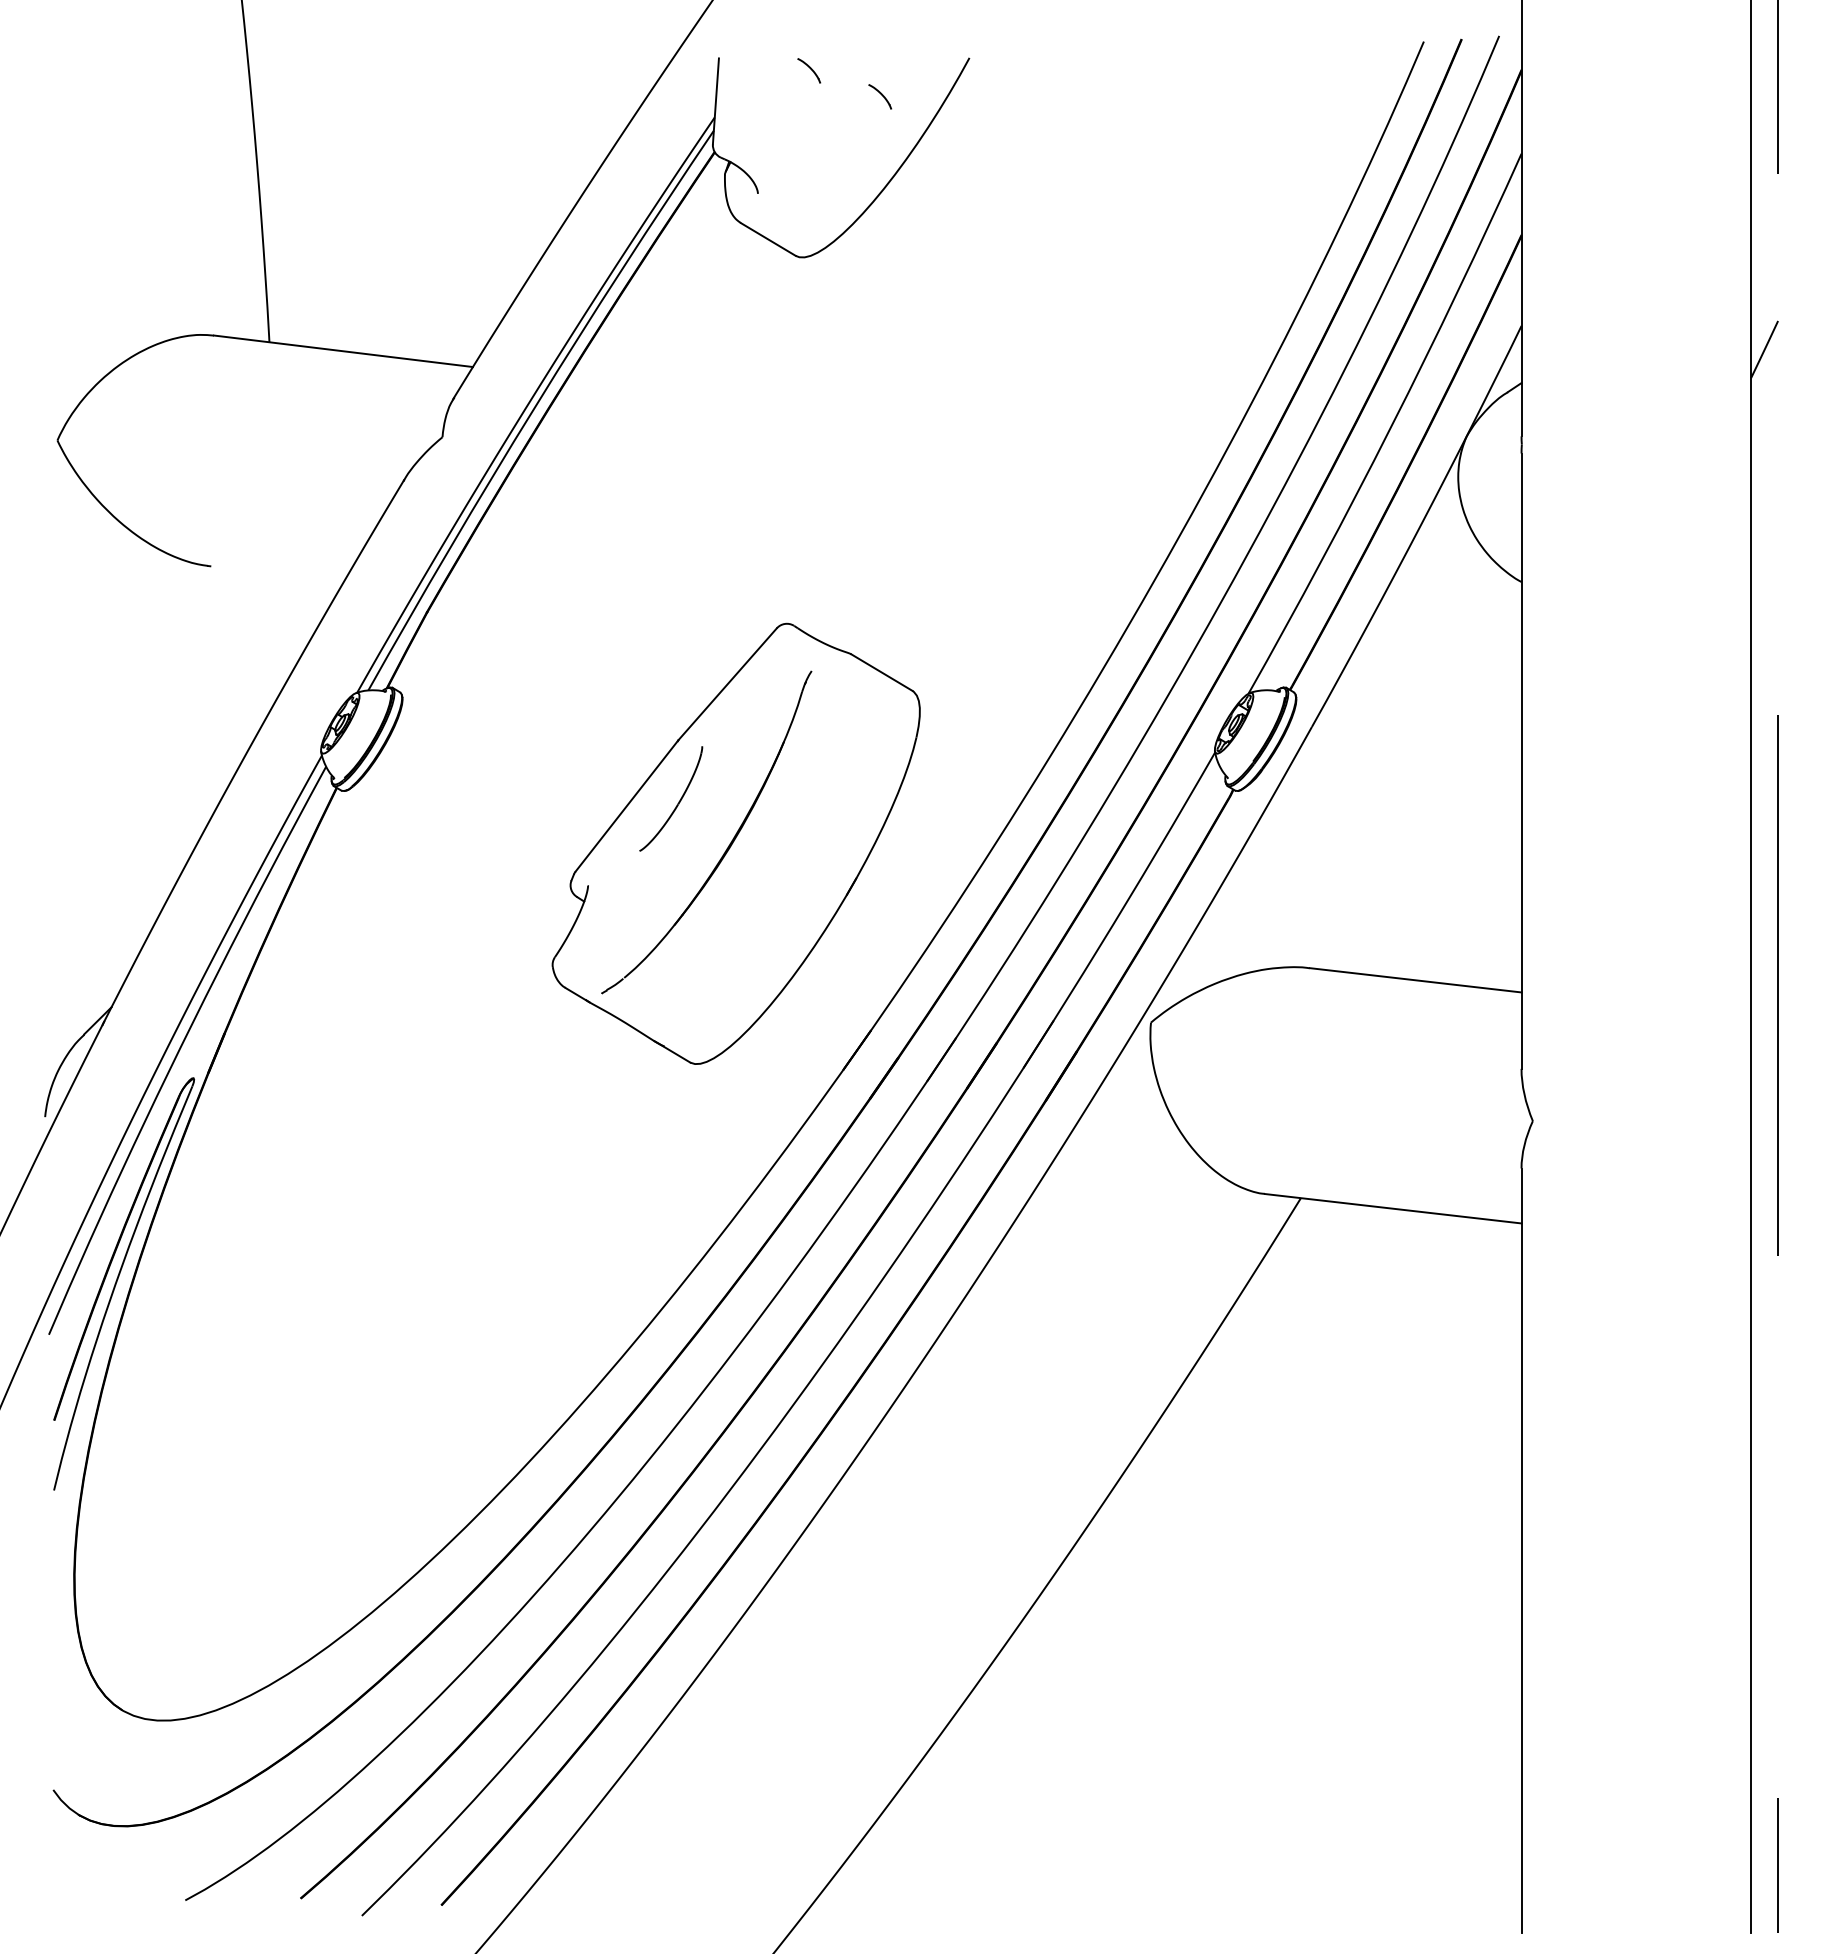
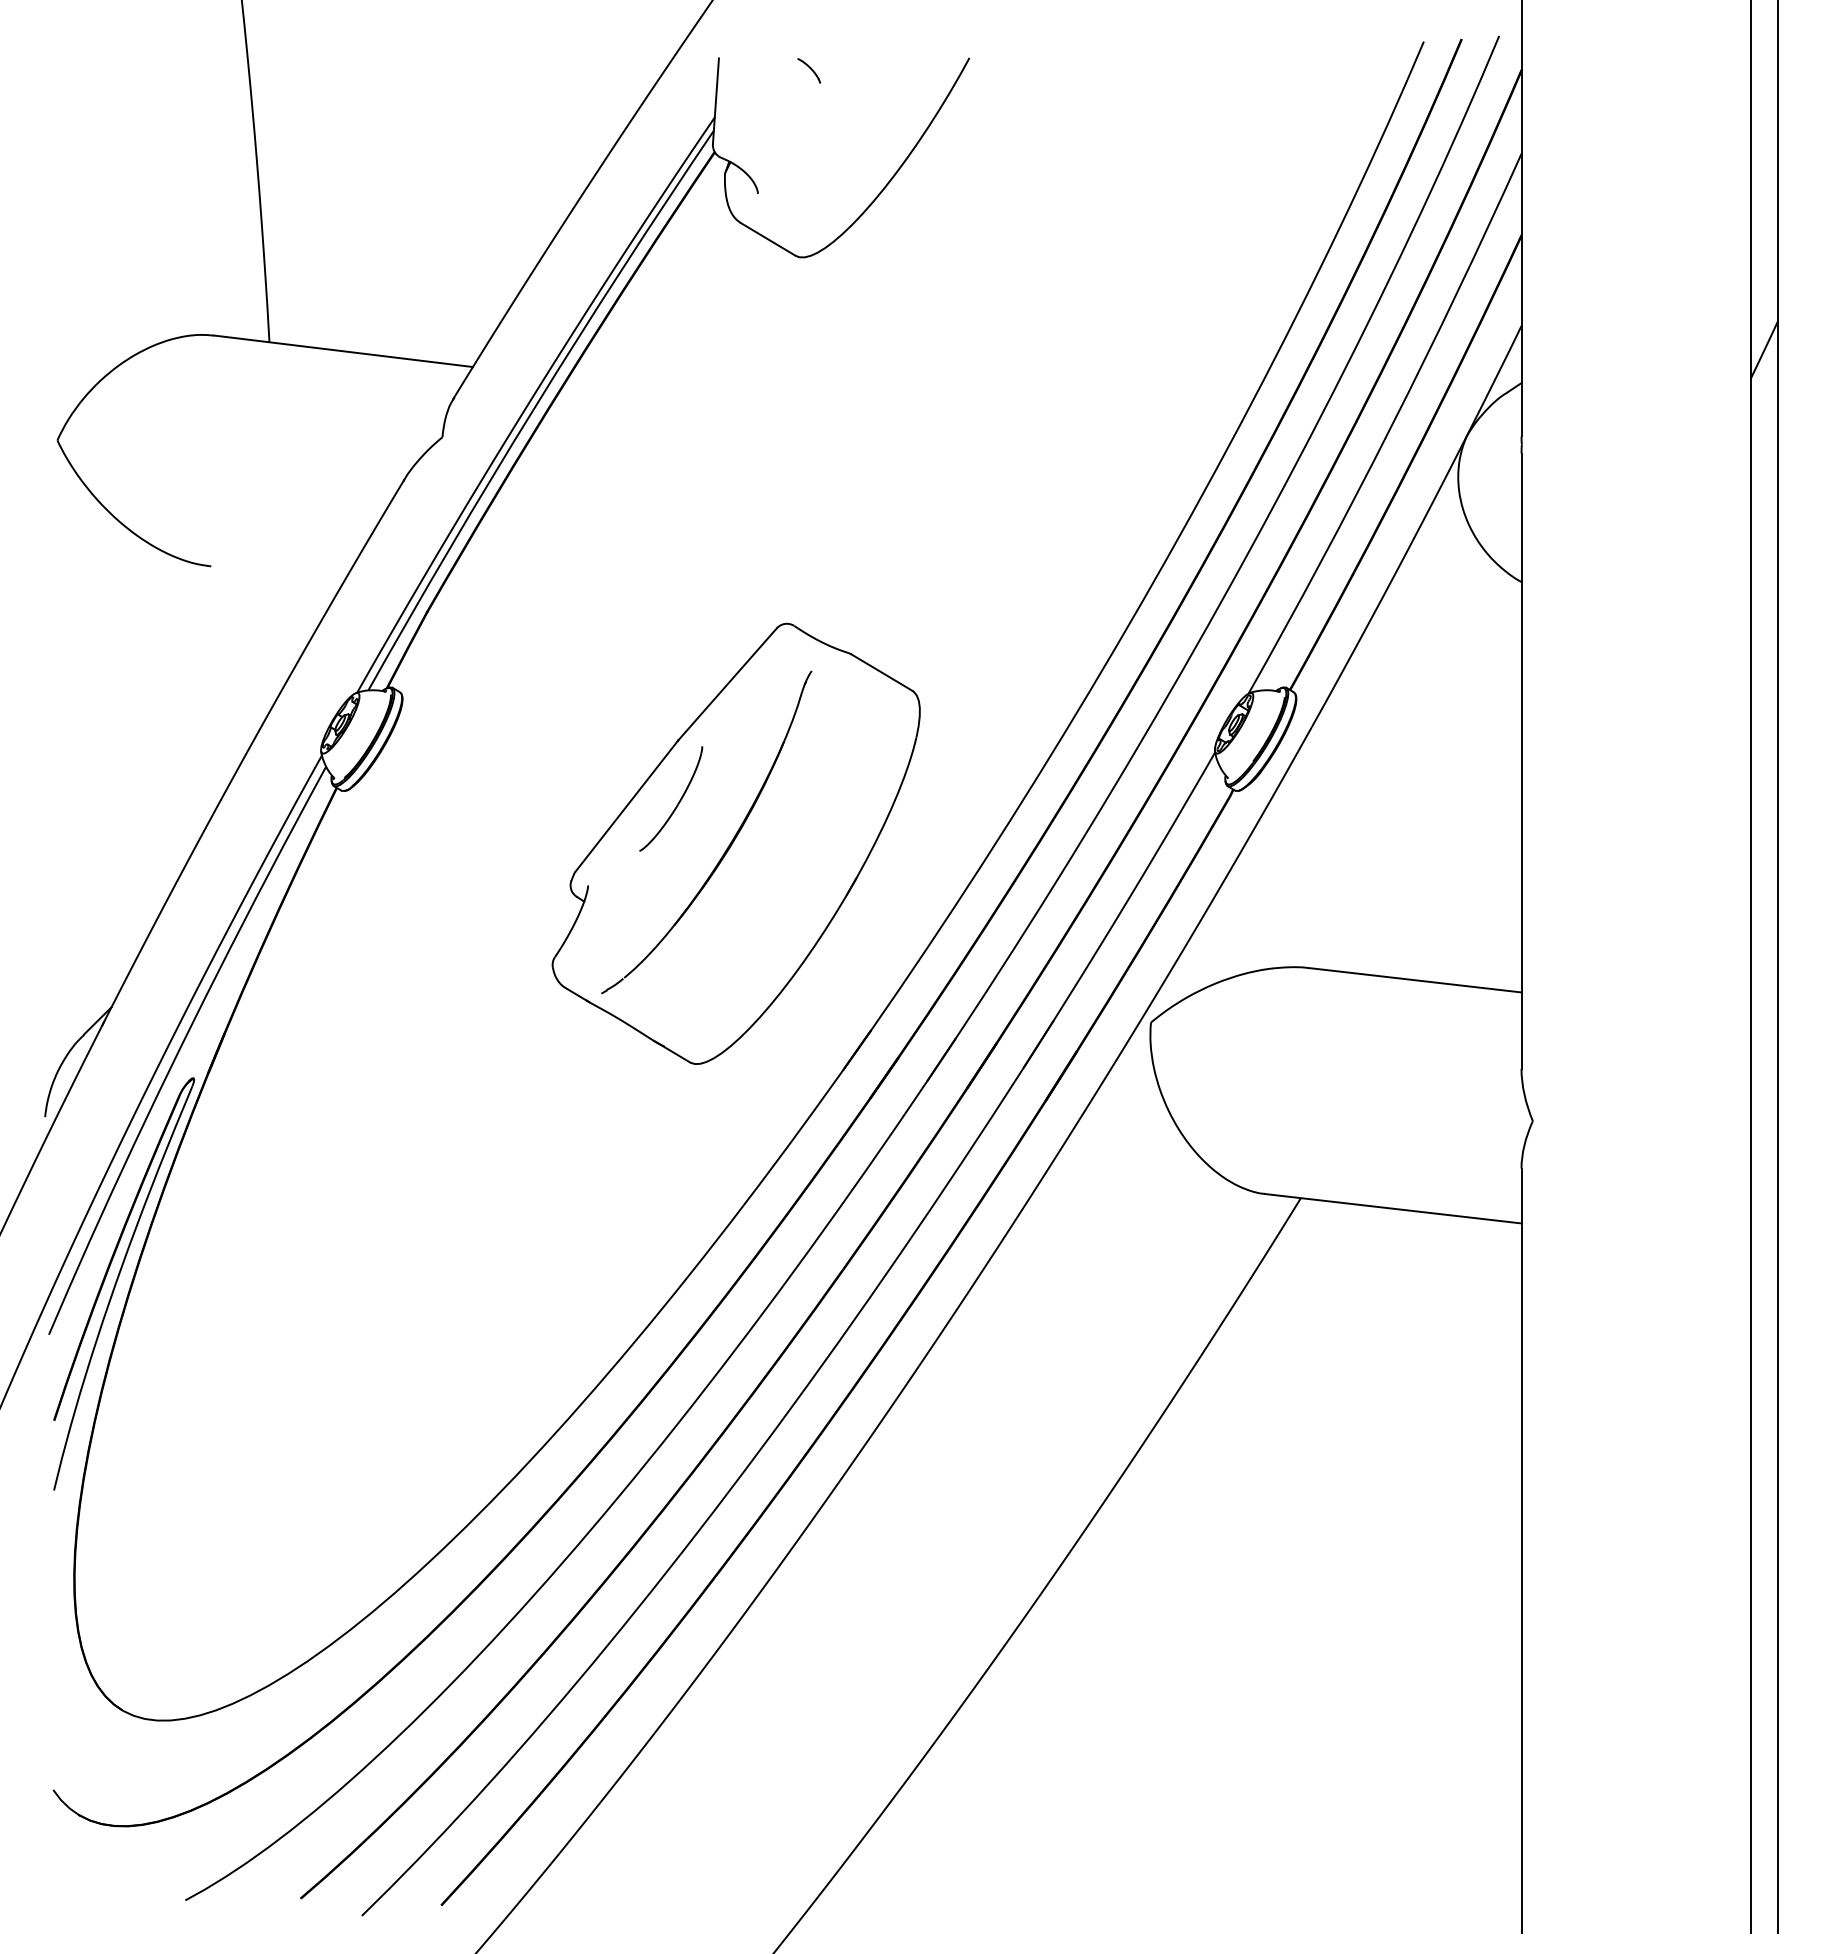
part: present -> none (880, 96)
line: dashed -> solid (1778, 967)
